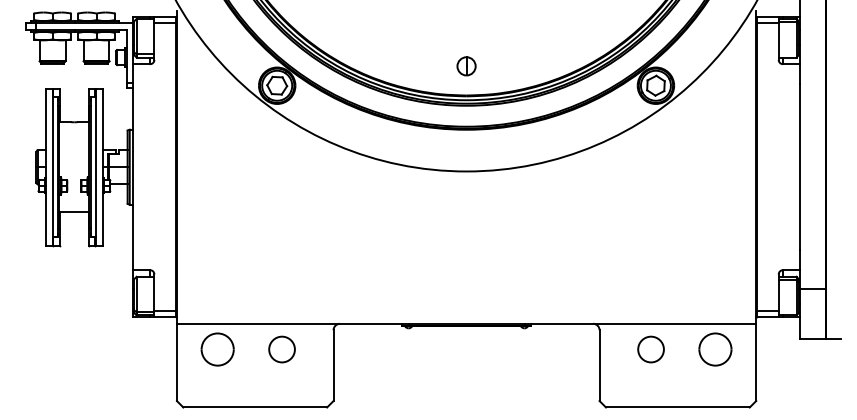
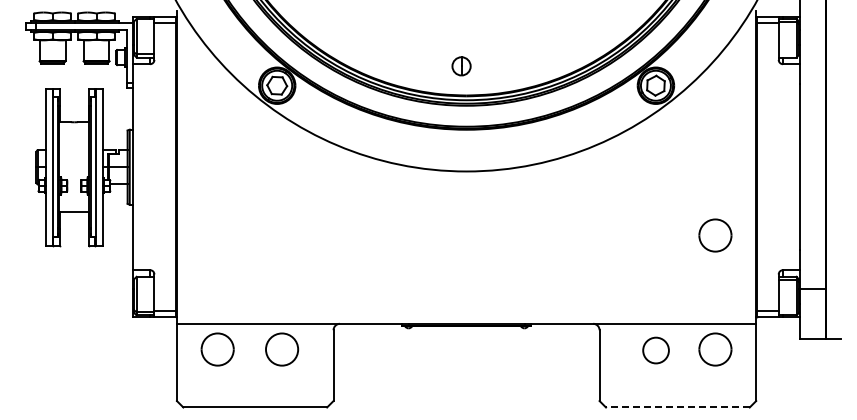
part position: (466, 66) -> (461, 66) (461, 66)
part: none -> present (715, 235)
circle size: 28x29 px -> 35x35 px (282, 349)
circle position: (650, 349) -> (655, 350) (655, 350)
line: solid -> dashed (677, 407)
